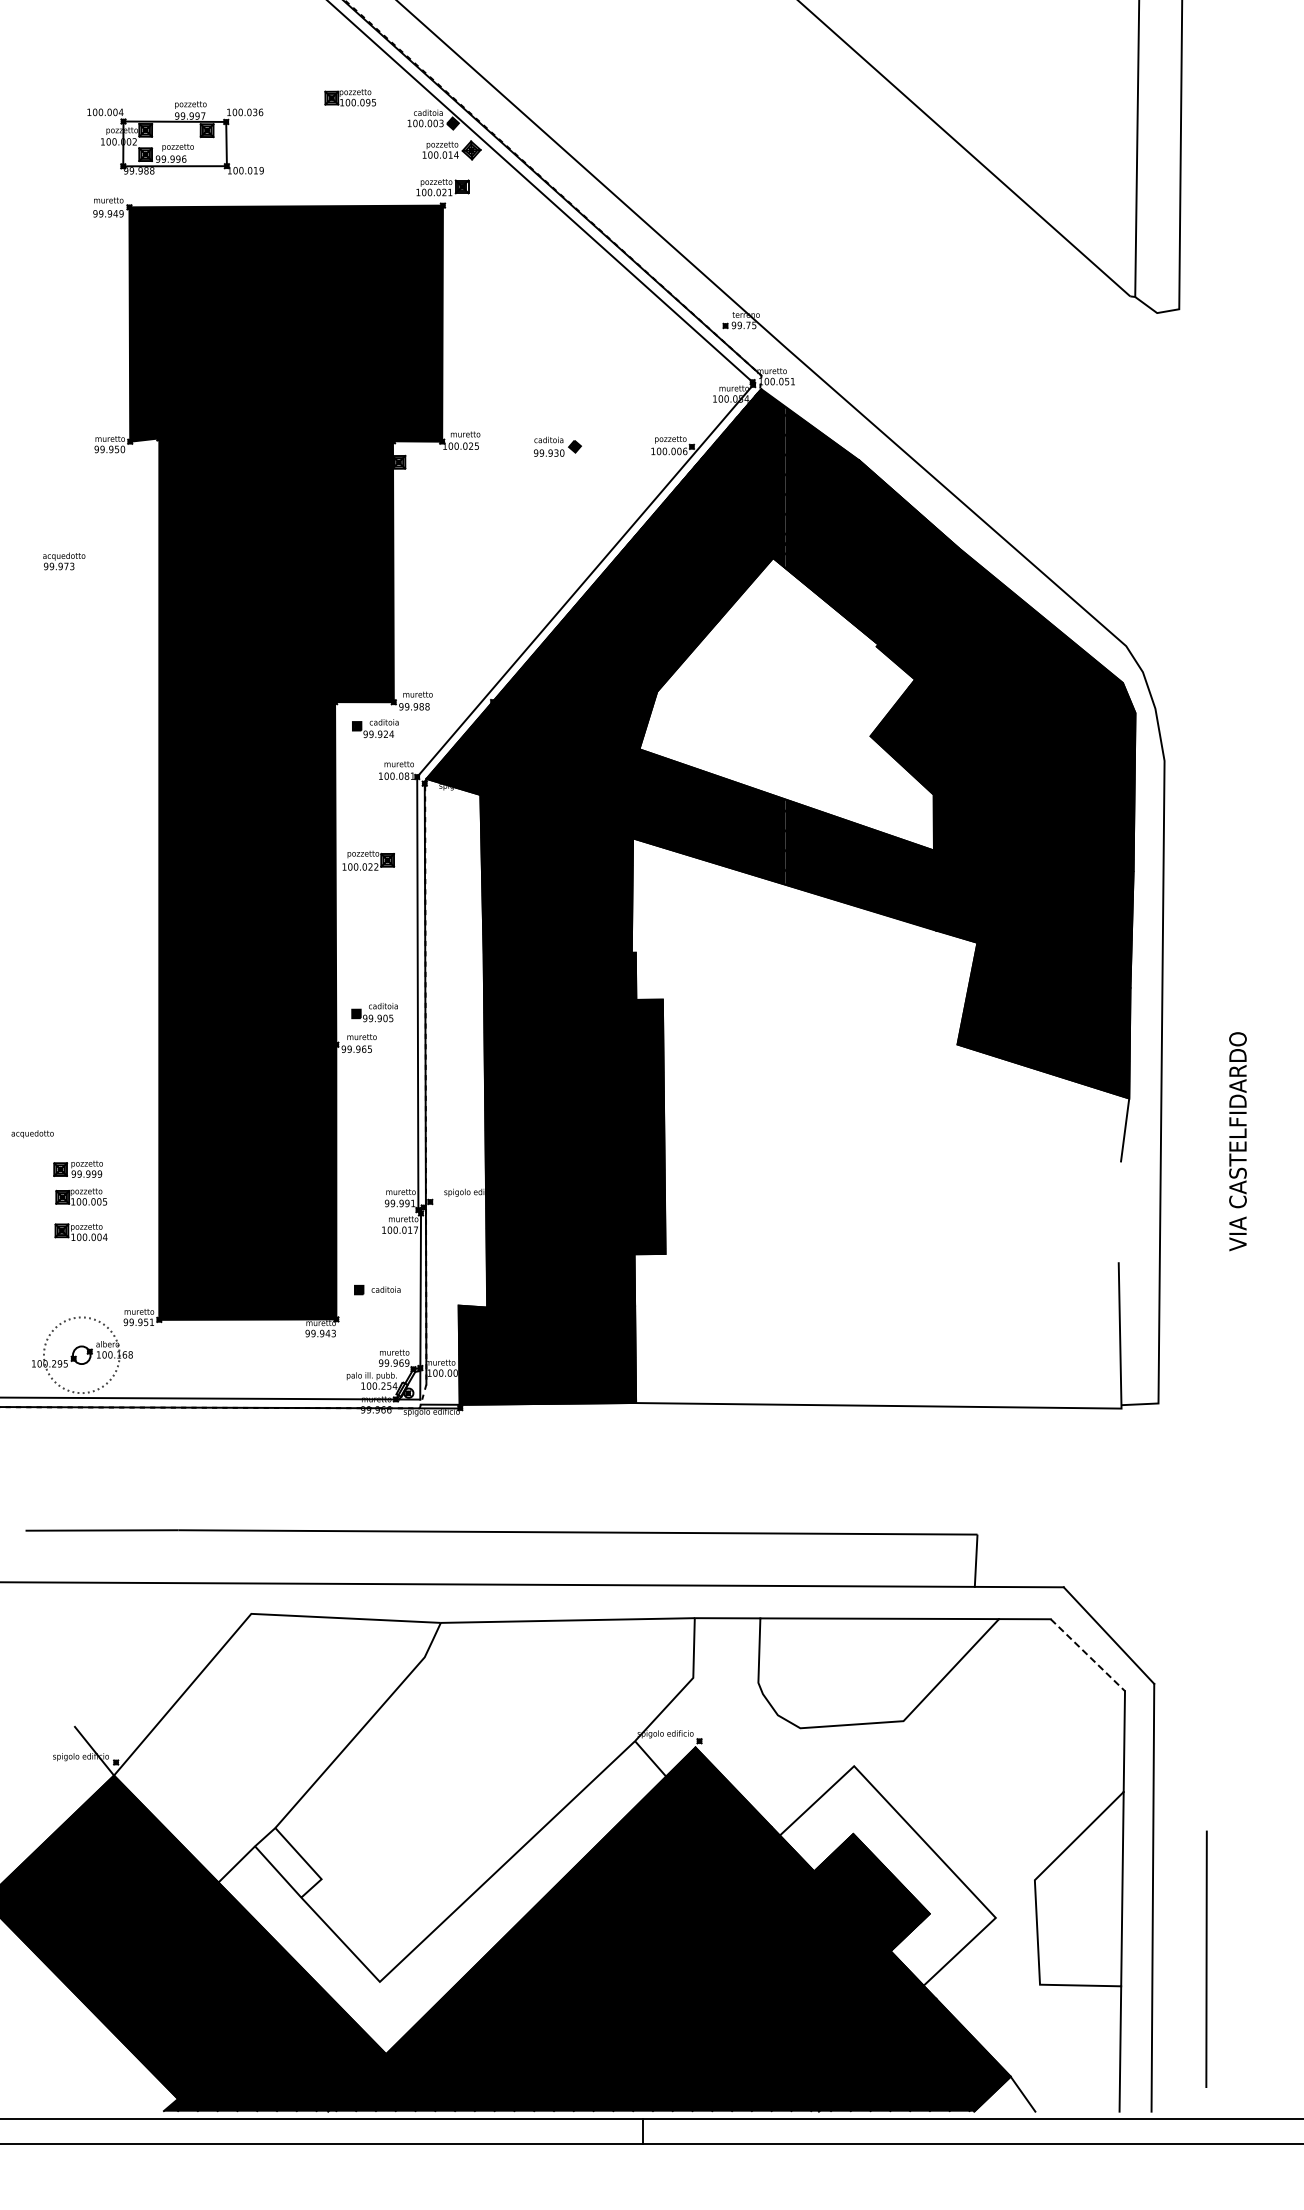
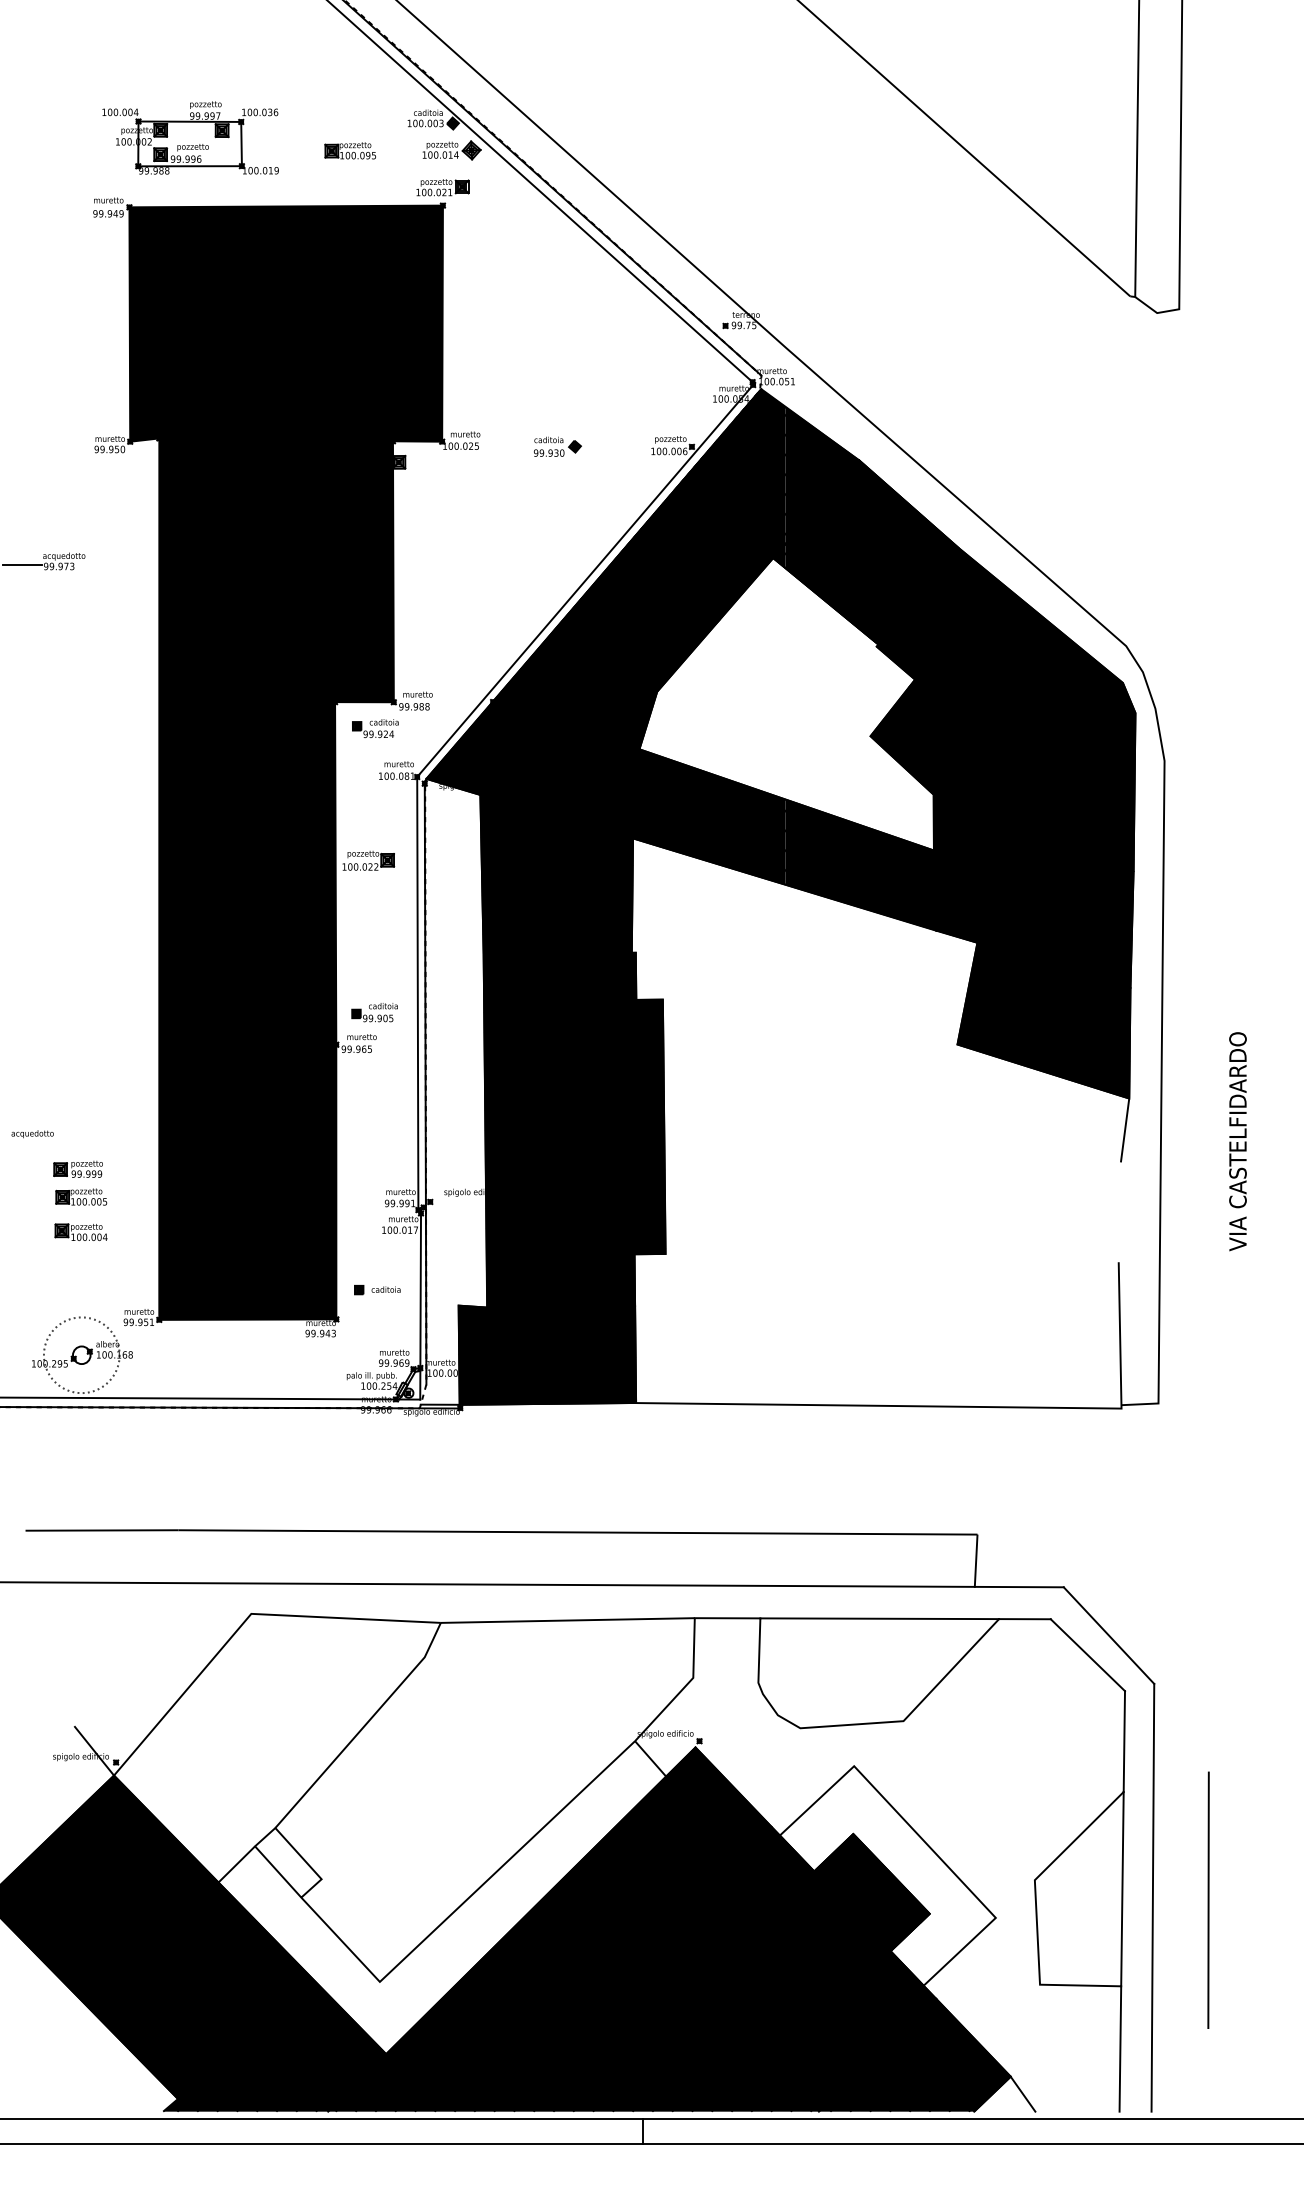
part position: (349, 97) -> (349, 150) (349, 150)
part position: (175, 137) -> (190, 137) (190, 137)
line: none -> present (22, 565)
line: dashed -> solid (1087, 1655)
line position: (1206, 1958) -> (1208, 1899) (1208, 1899)
